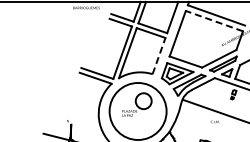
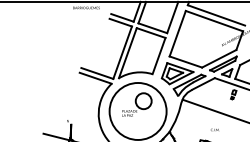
line: dashed -> solid (213, 20)
line: dashed -> solid (159, 55)
text position: (214, 121) -> (214, 129) (214, 129)
